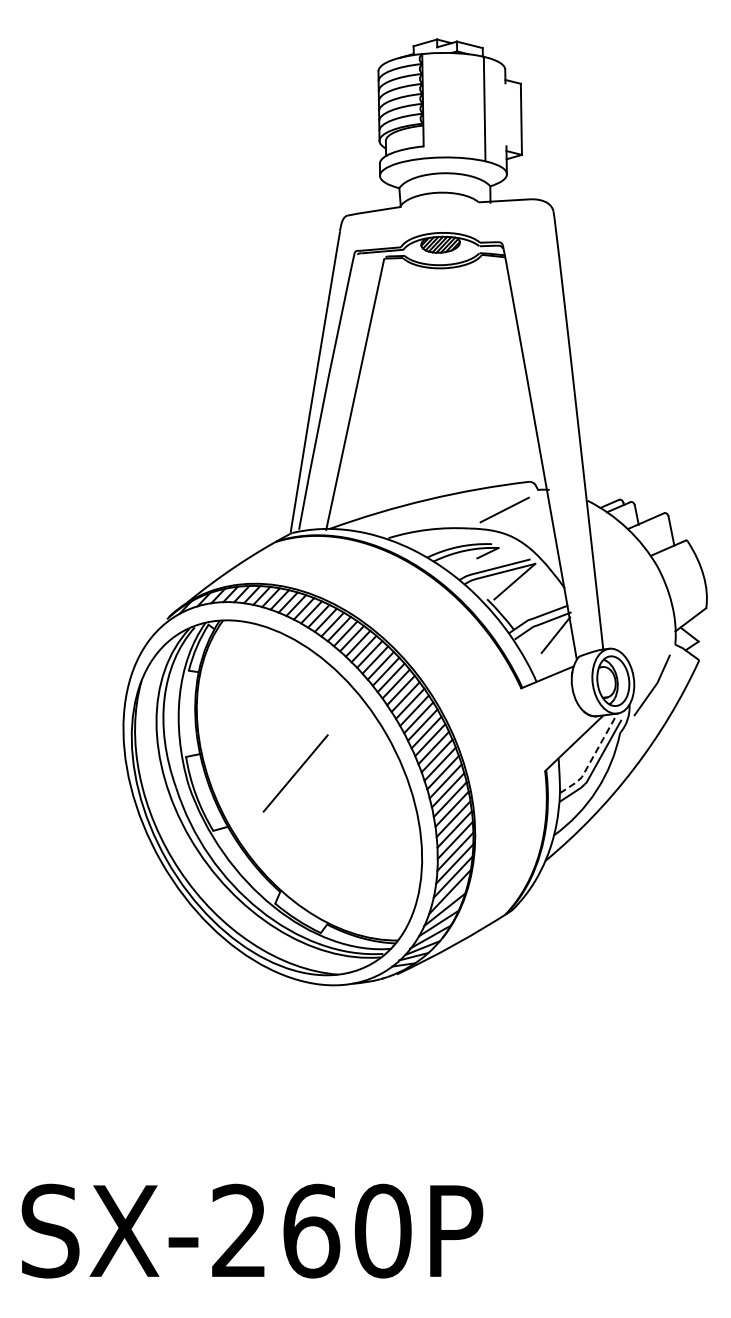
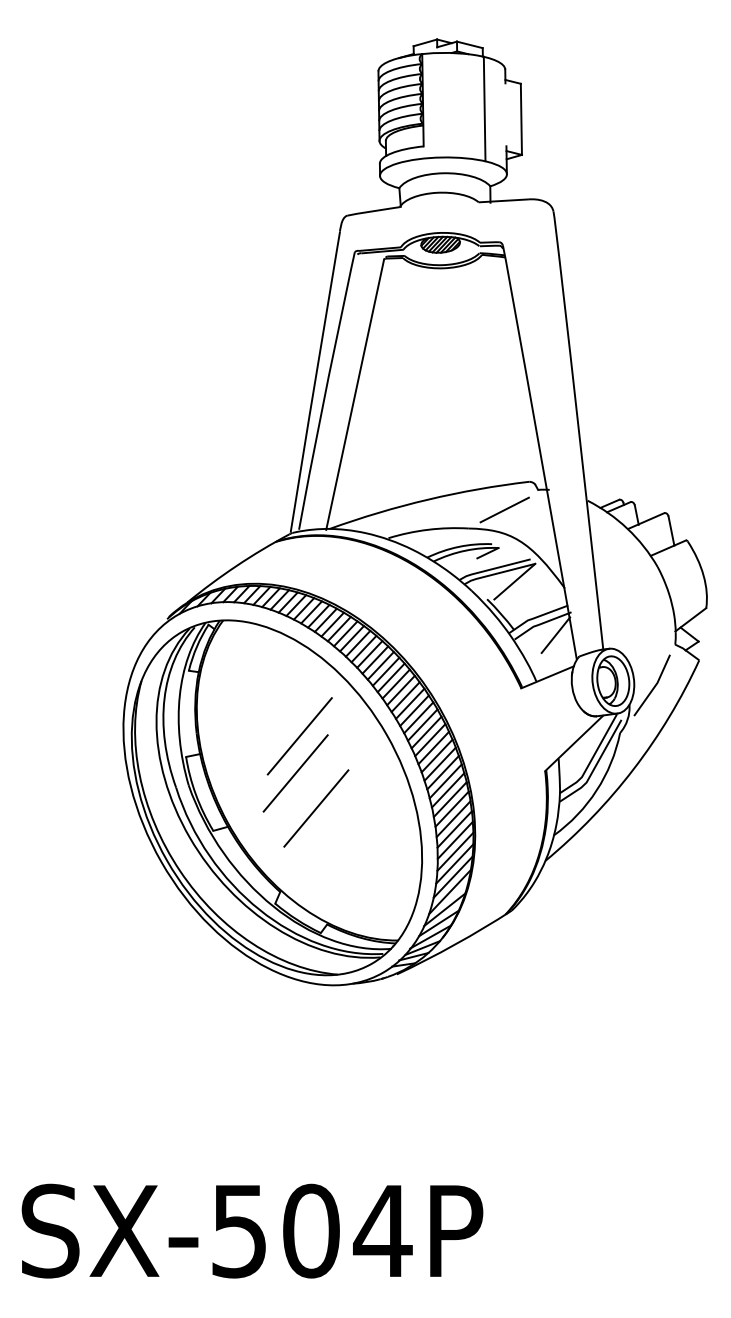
line: none -> present (299, 736)
line: dashed -> solid (592, 758)
line: none -> present (316, 808)
text: SX-260P -> SX-504P (312, 1230)
